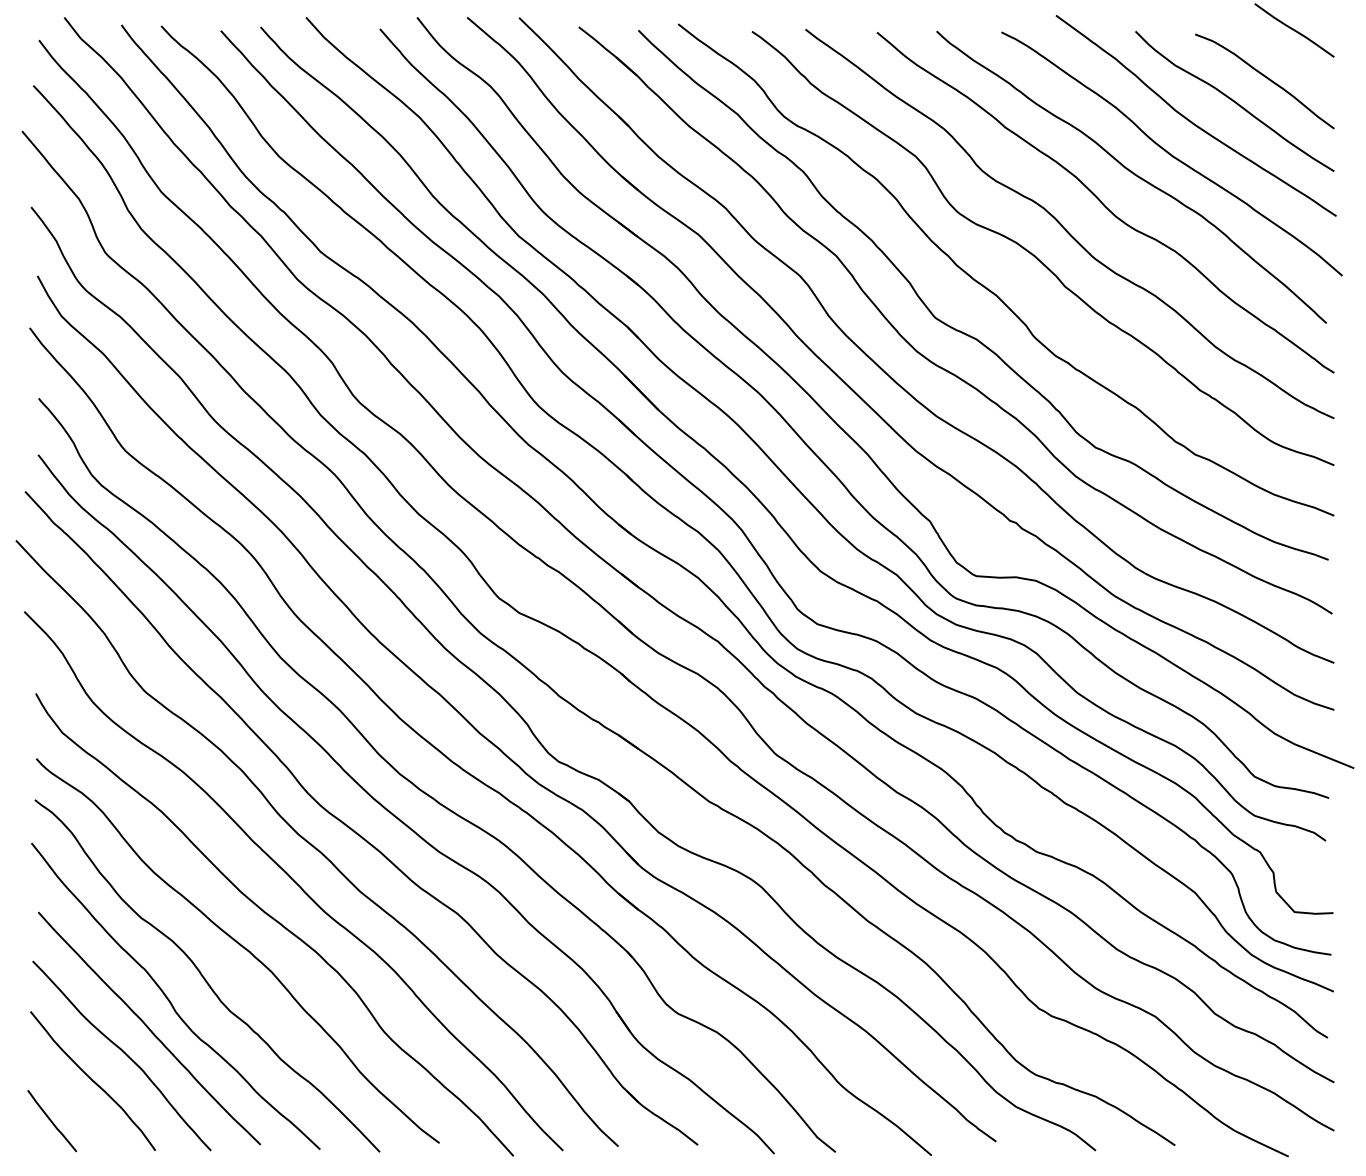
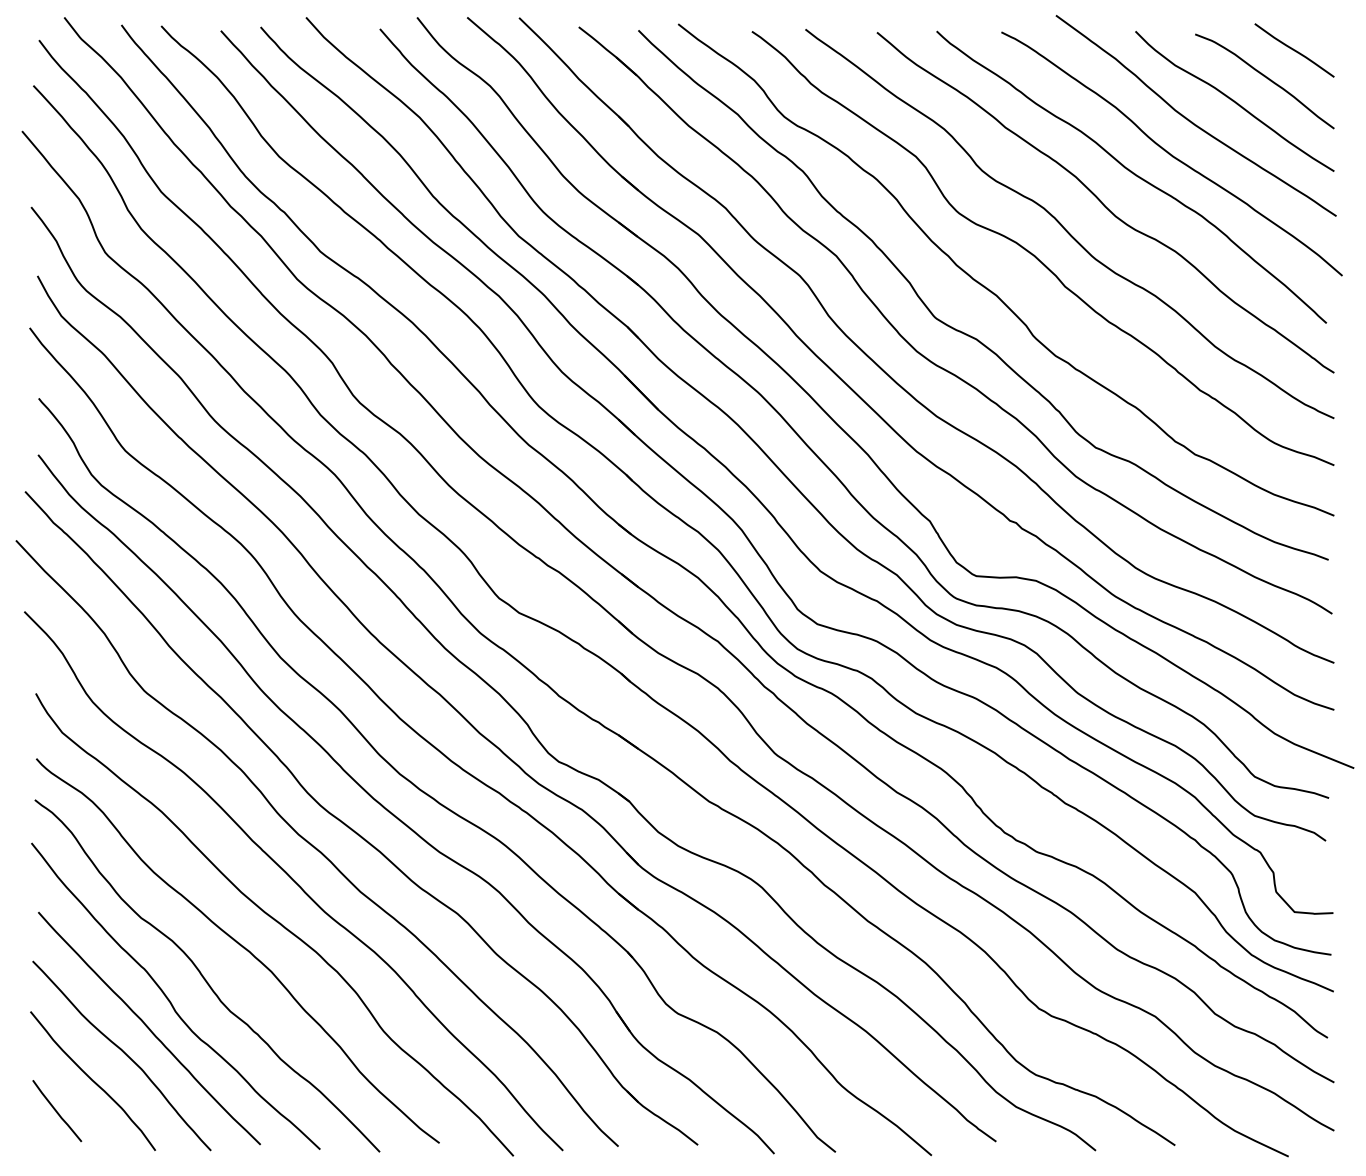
curve position: (1294, 30) -> (1294, 50) (1294, 50)
line position: (52, 1121) -> (57, 1111) (57, 1111)
